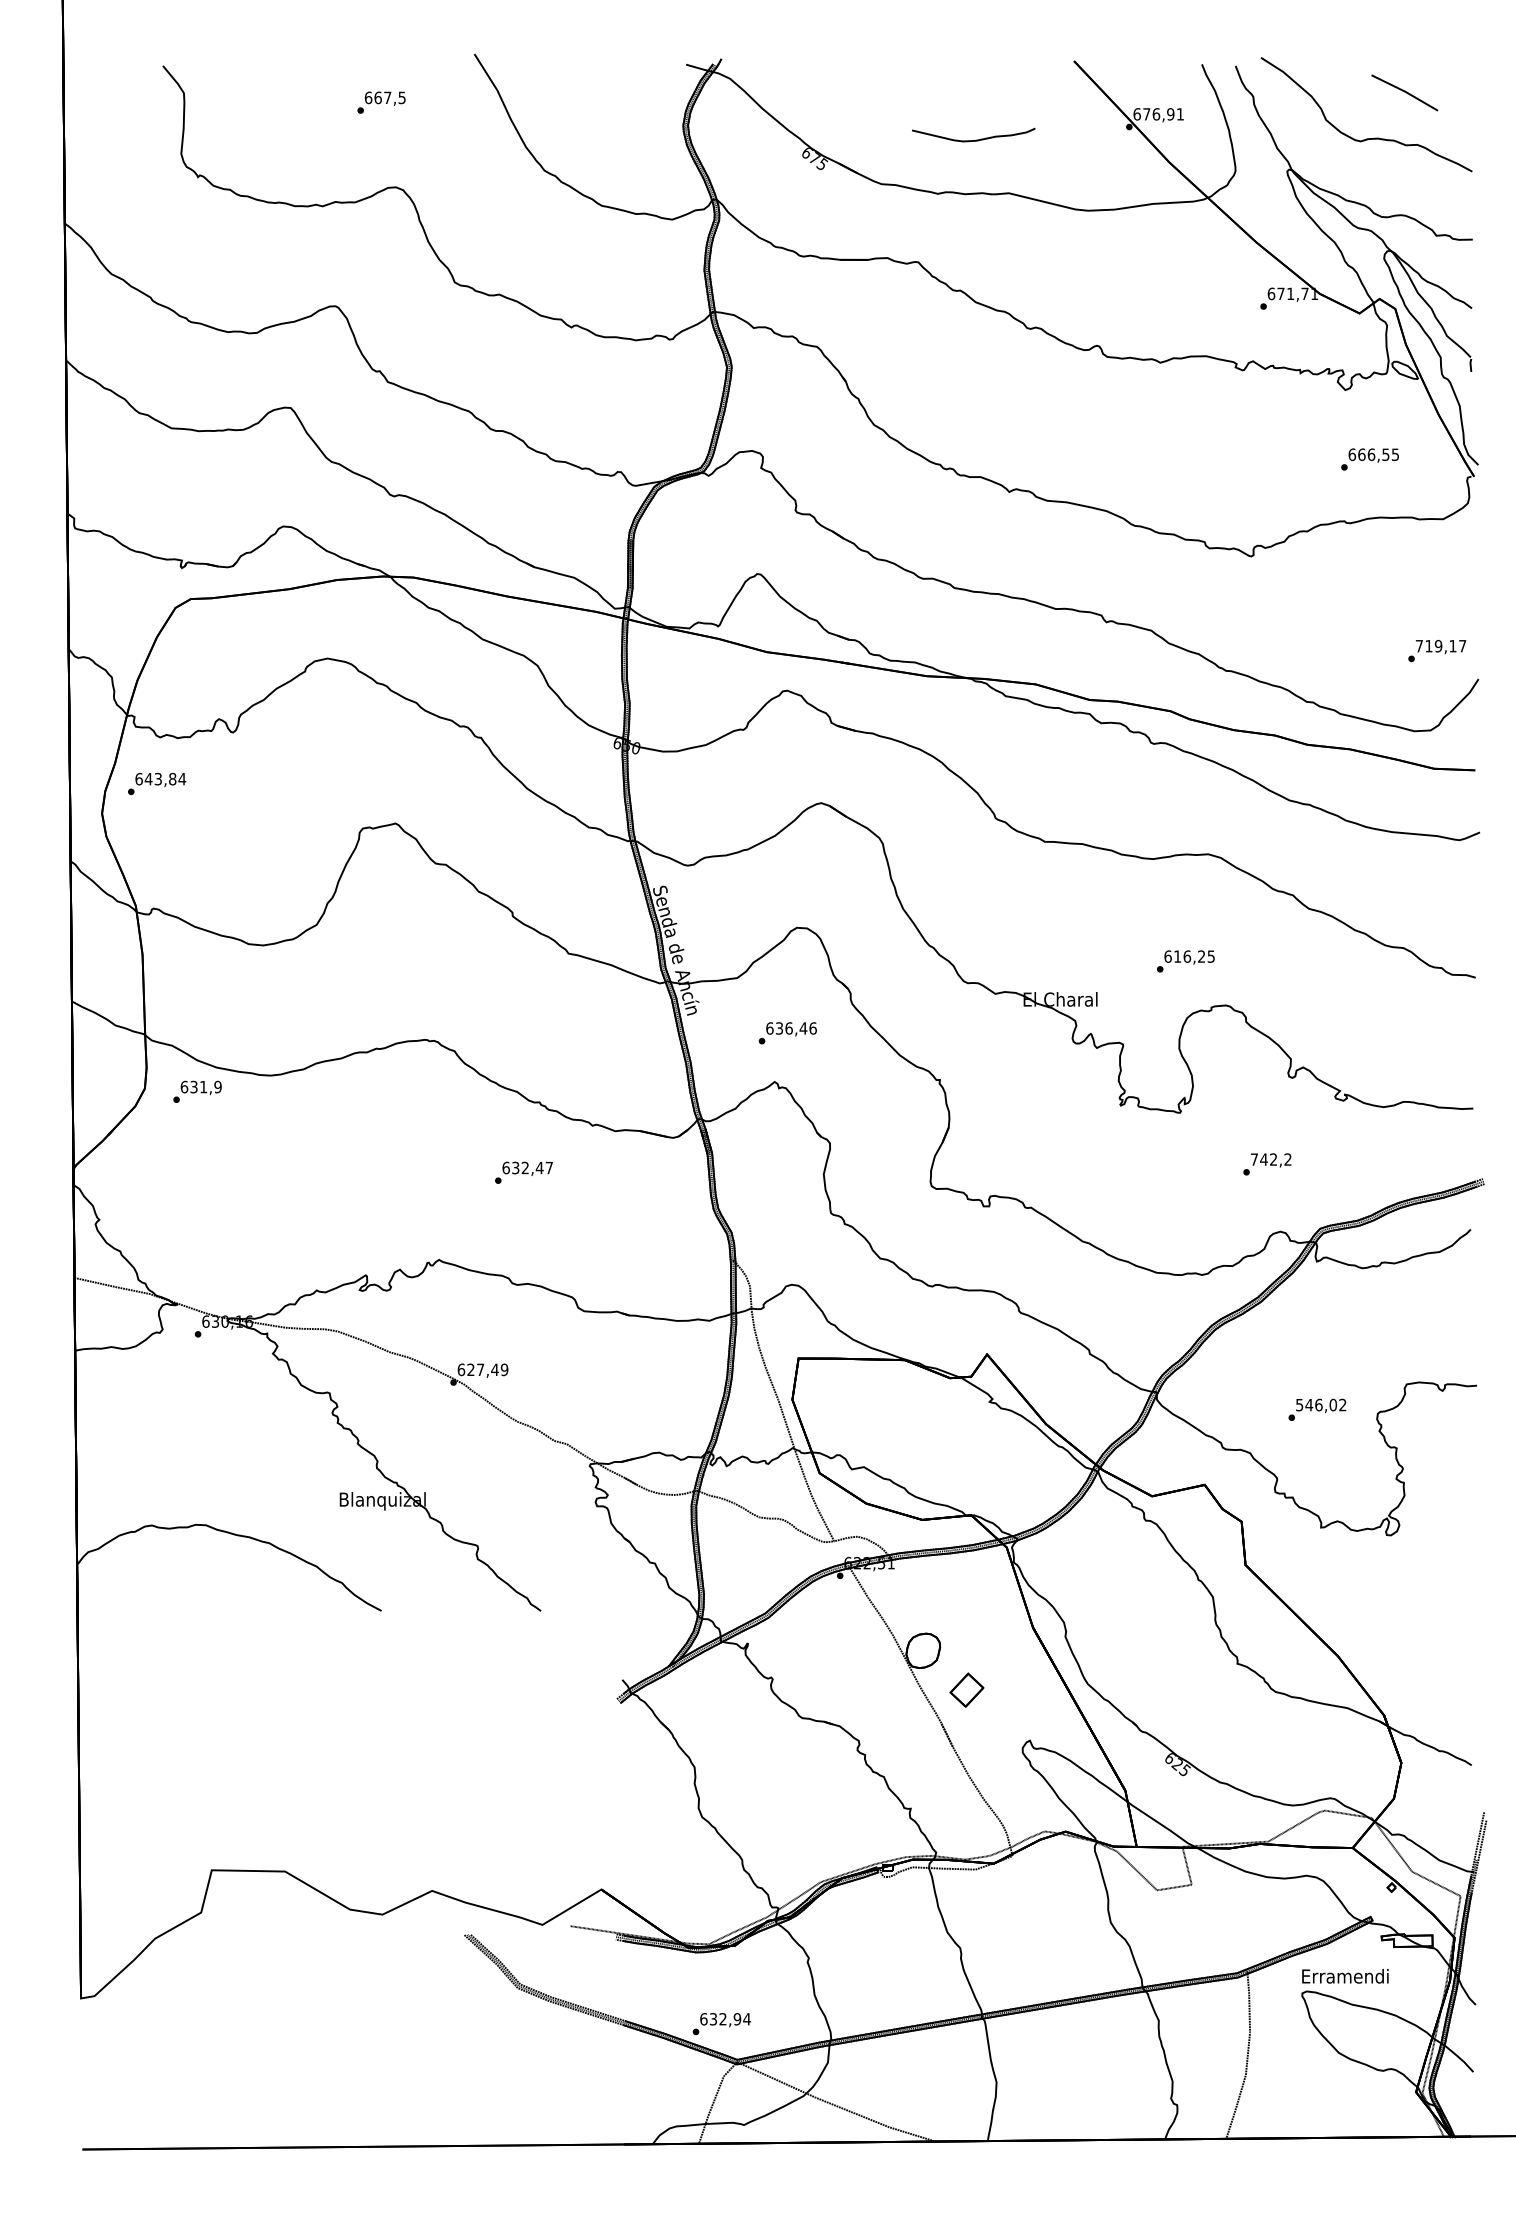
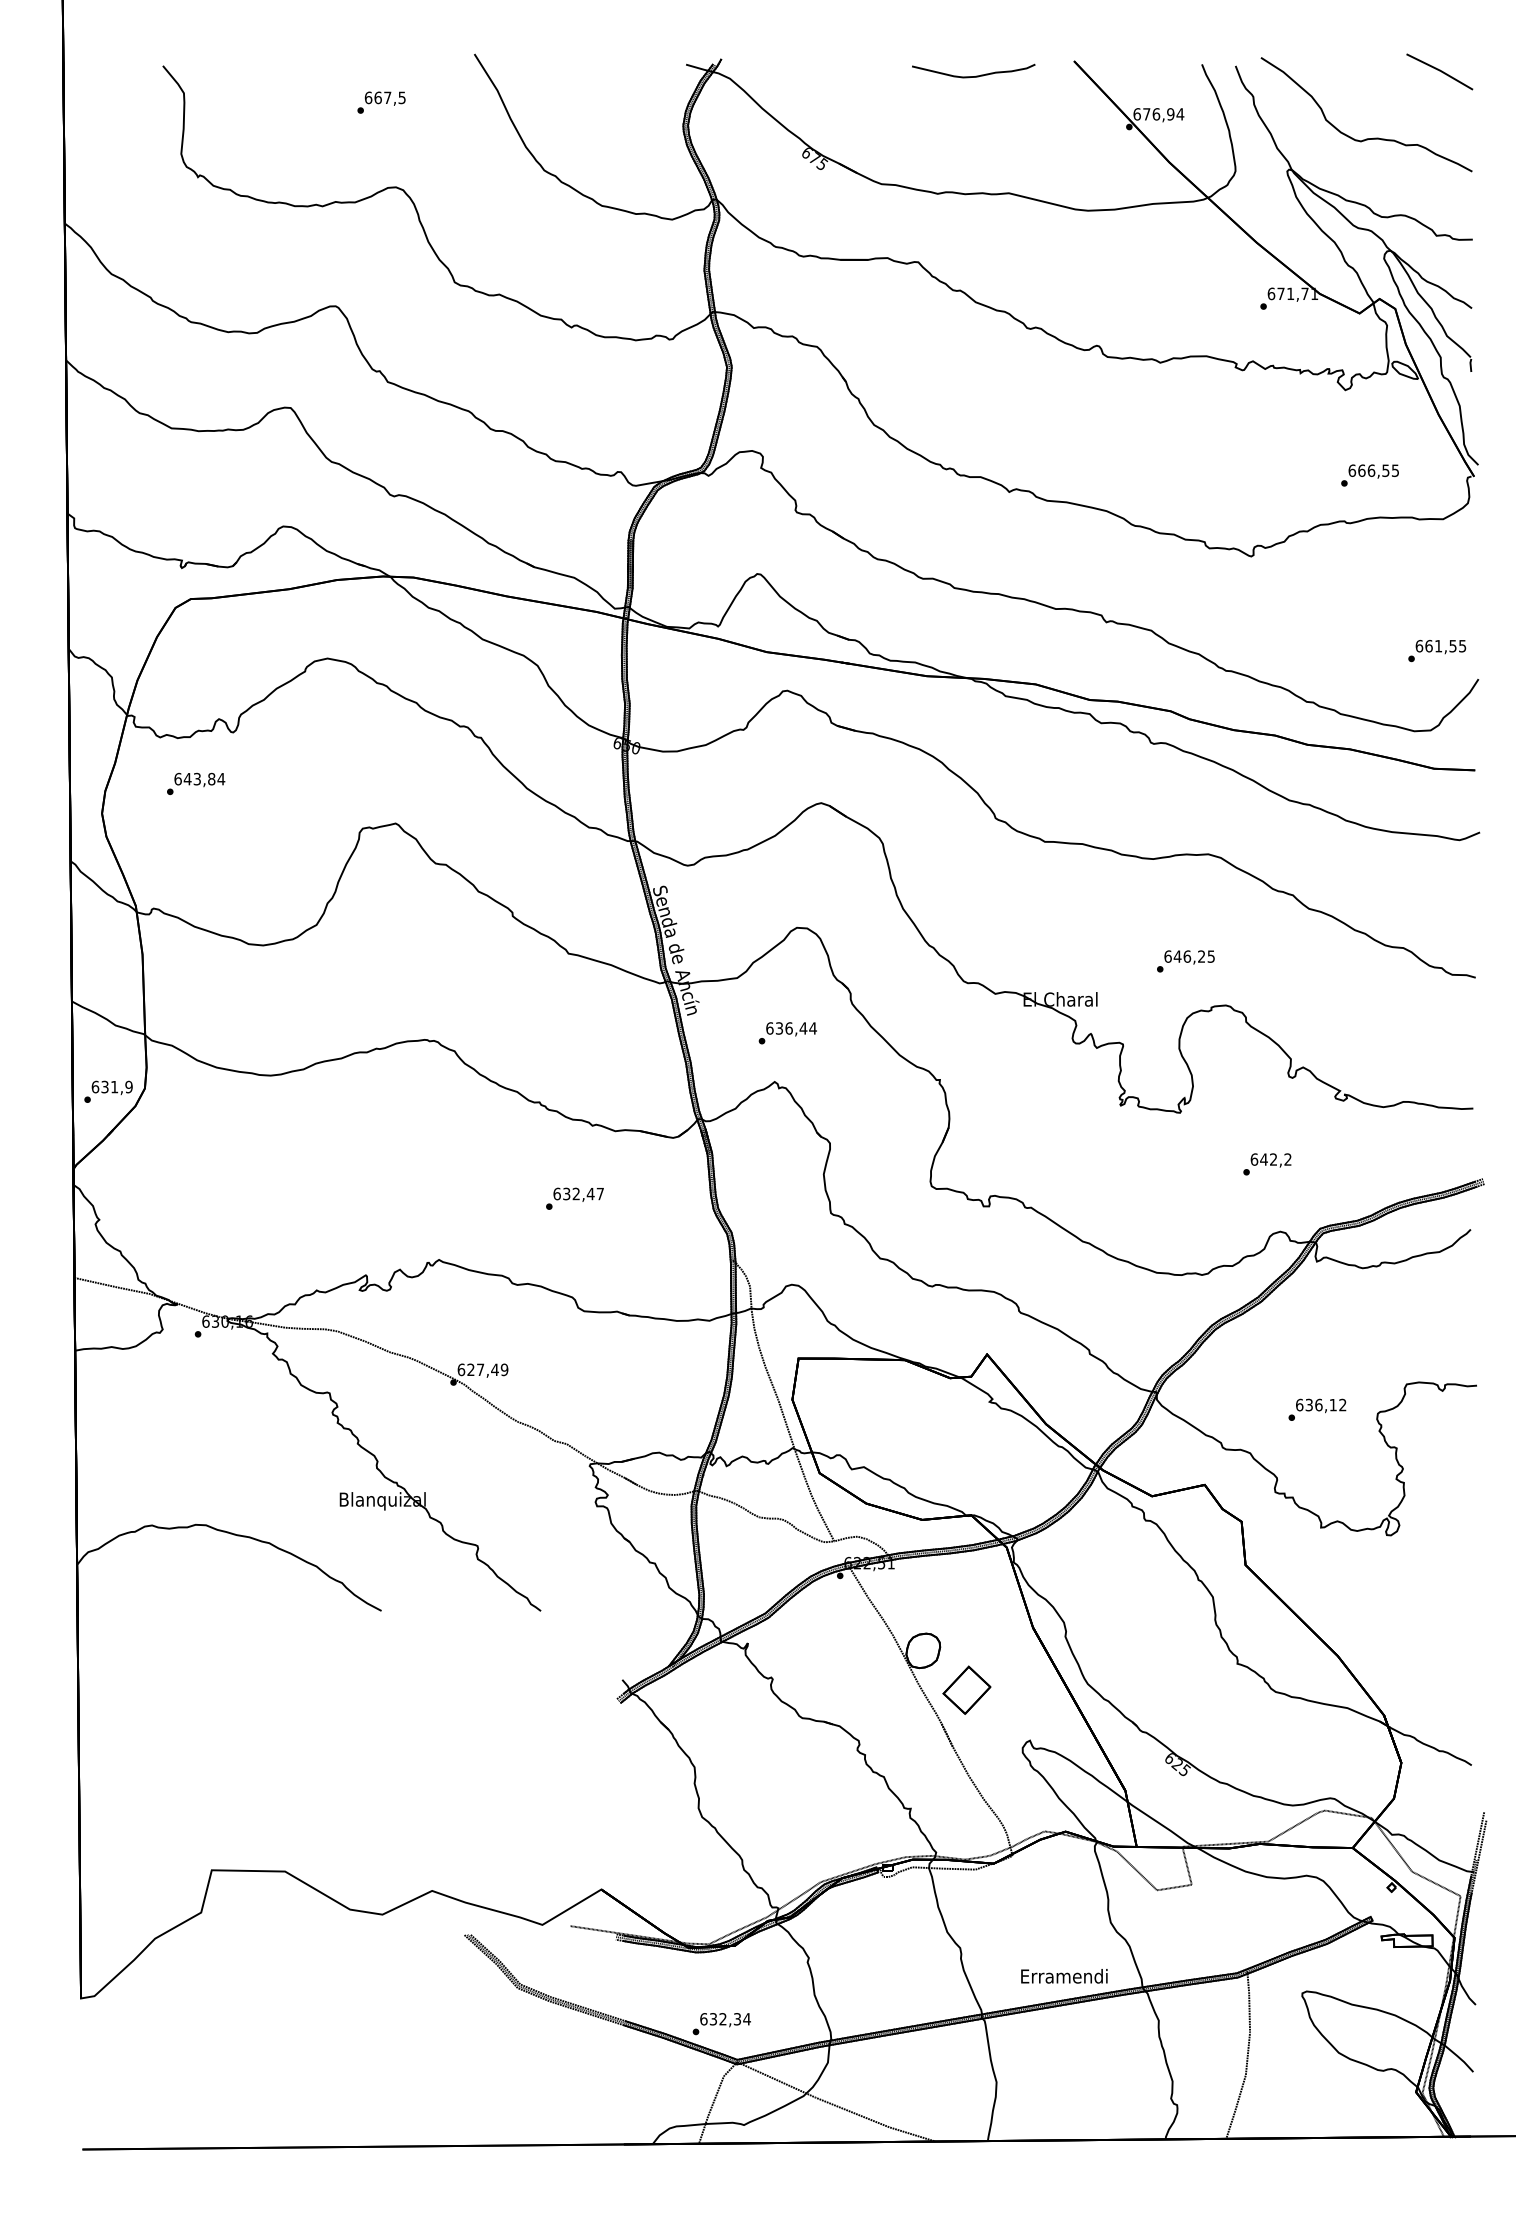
line position: (1404, 92) -> (1439, 71) (1439, 71)
text: 676,91 -> 676,94 (1180, 114)
curve position: (976, 139) -> (976, 75) (976, 75)
text position: (1369, 459) -> (1369, 475) (1369, 475)
text: 719,17 -> 661,55 (1440, 645)
text position: (157, 783) -> (196, 783) (196, 783)
text: 616,25 -> 646,25 (1177, 956)
text: 636,46 -> 636,44 (812, 1028)
text position: (197, 1091) -> (108, 1091) (108, 1091)
text: 742,2 -> 642,2 (1254, 1159)
text position: (523, 1172) -> (574, 1198) (574, 1198)
text: 546,02 -> 636,12 (1316, 1404)
part size: 36x36 px -> 50x50 px (966, 1689)
text position: (1345, 1976) -> (1064, 1976) (1064, 1976)
text: 632,94 -> 632,34 (737, 2019)
